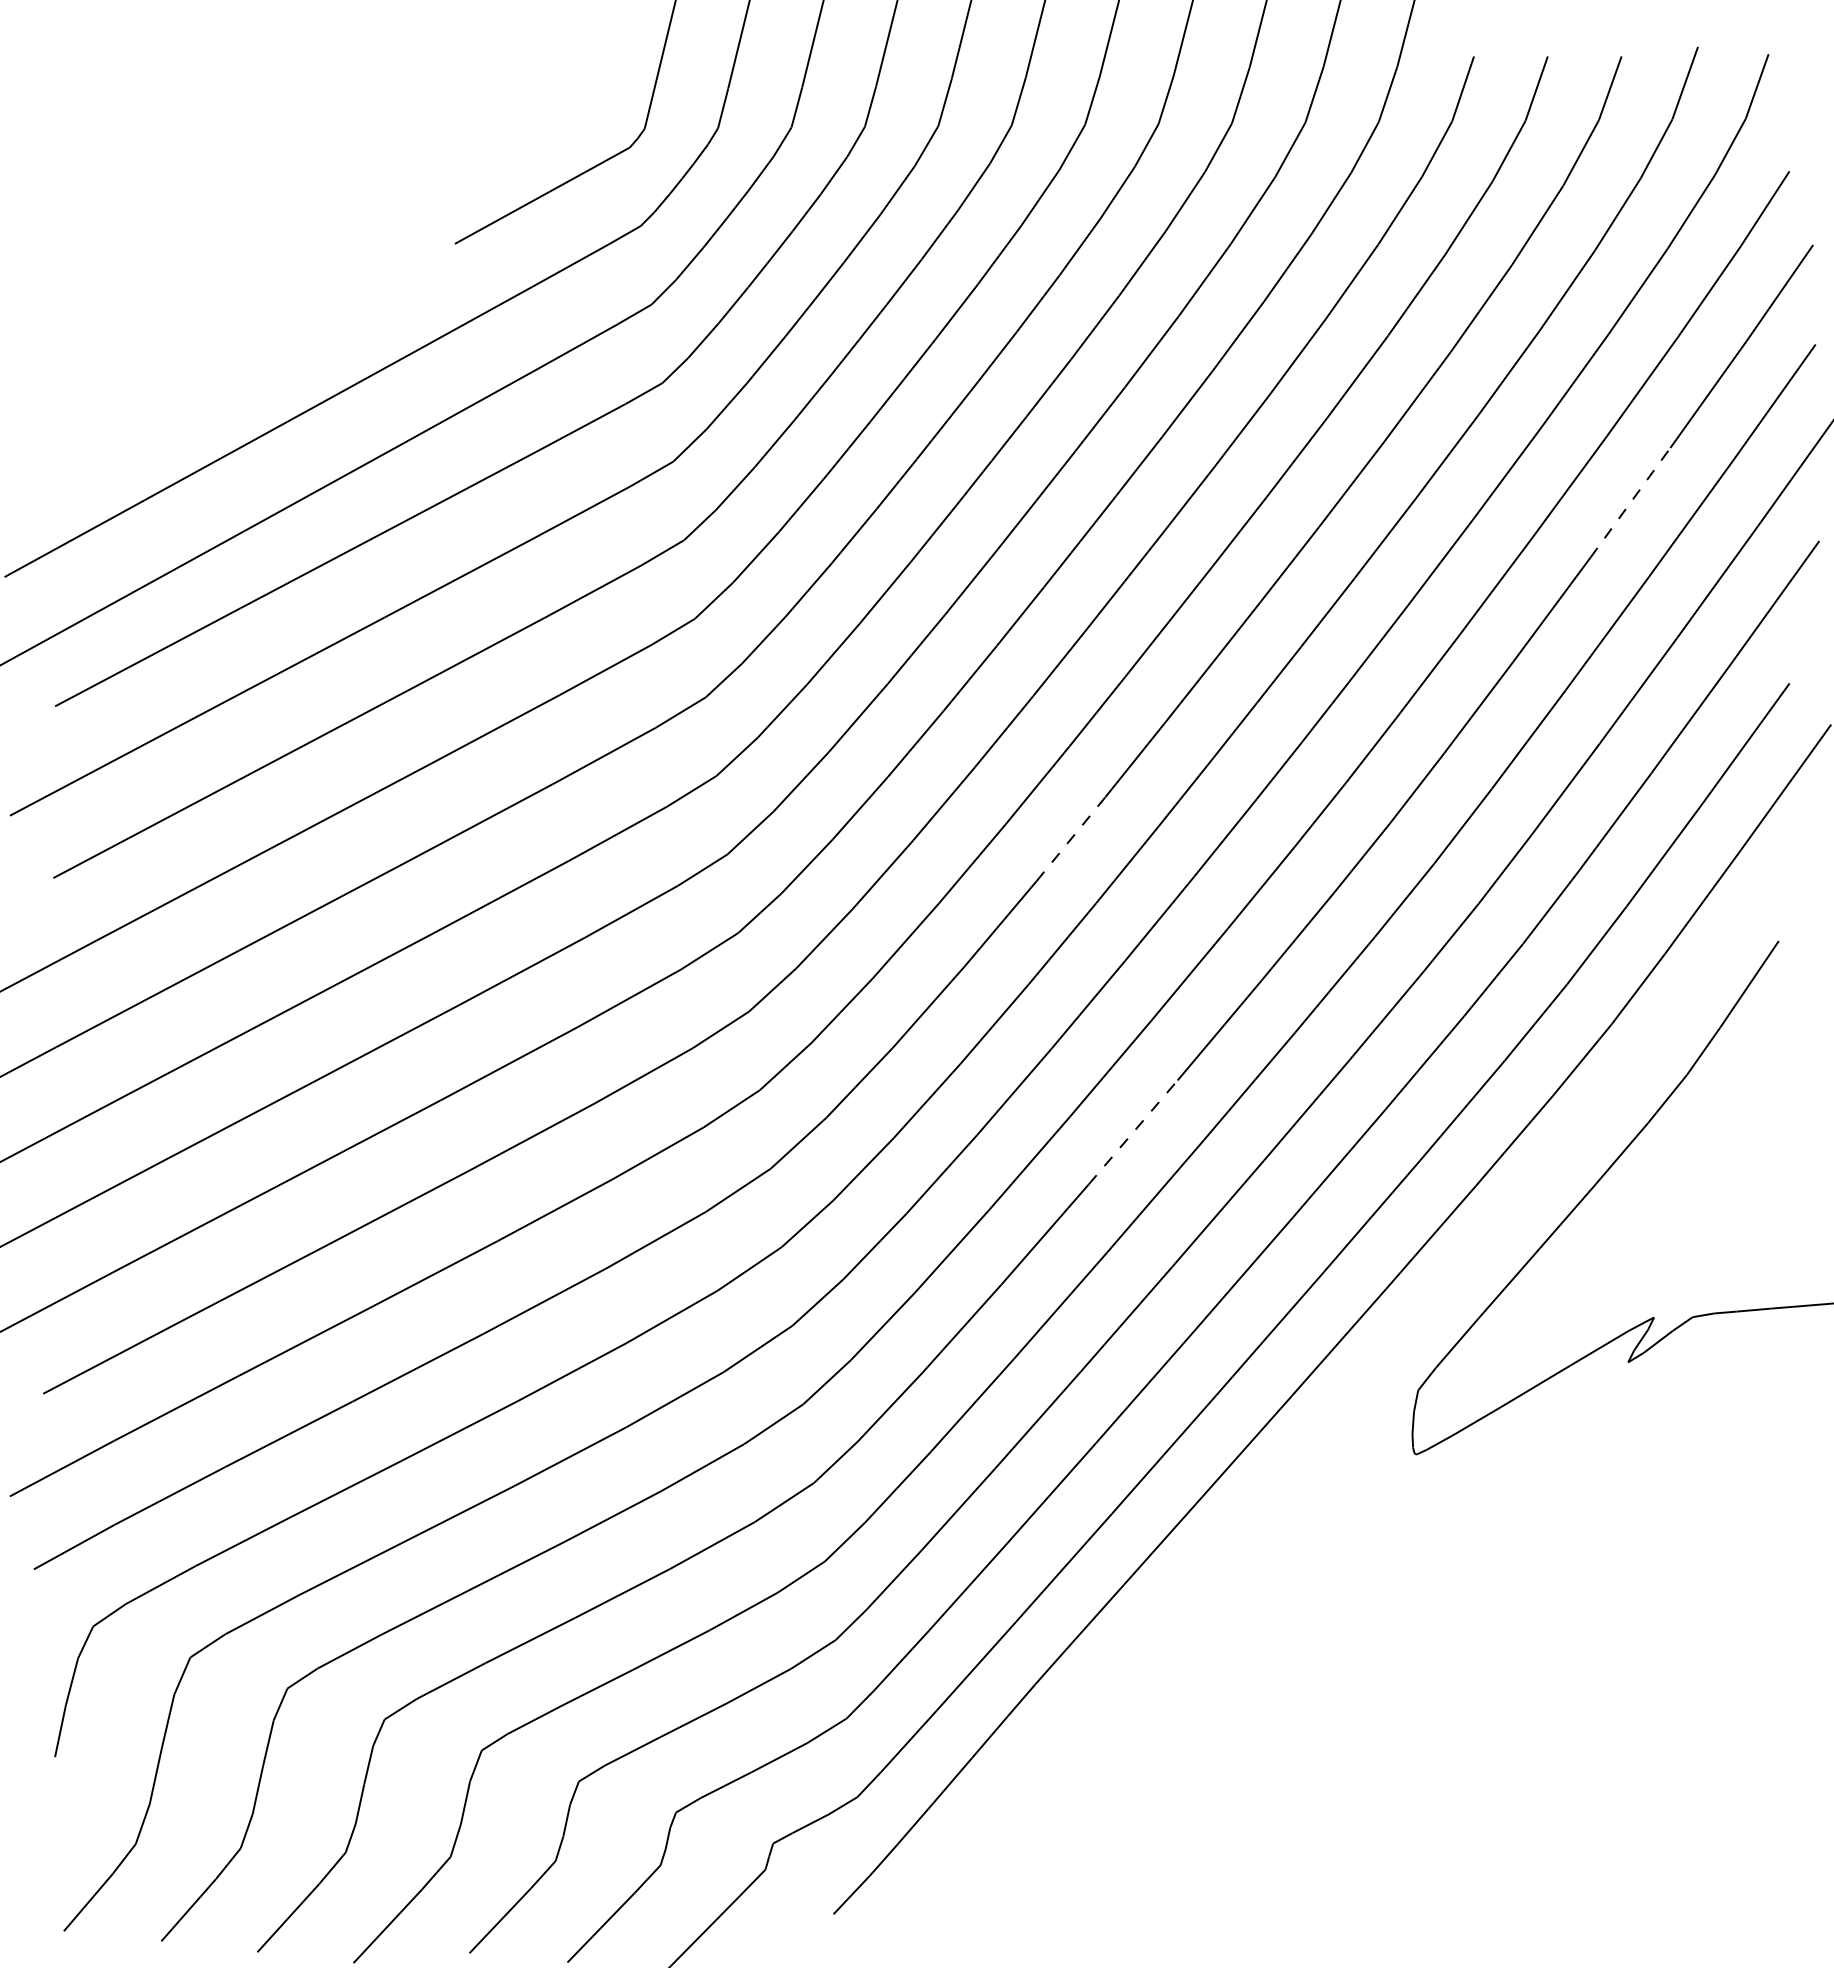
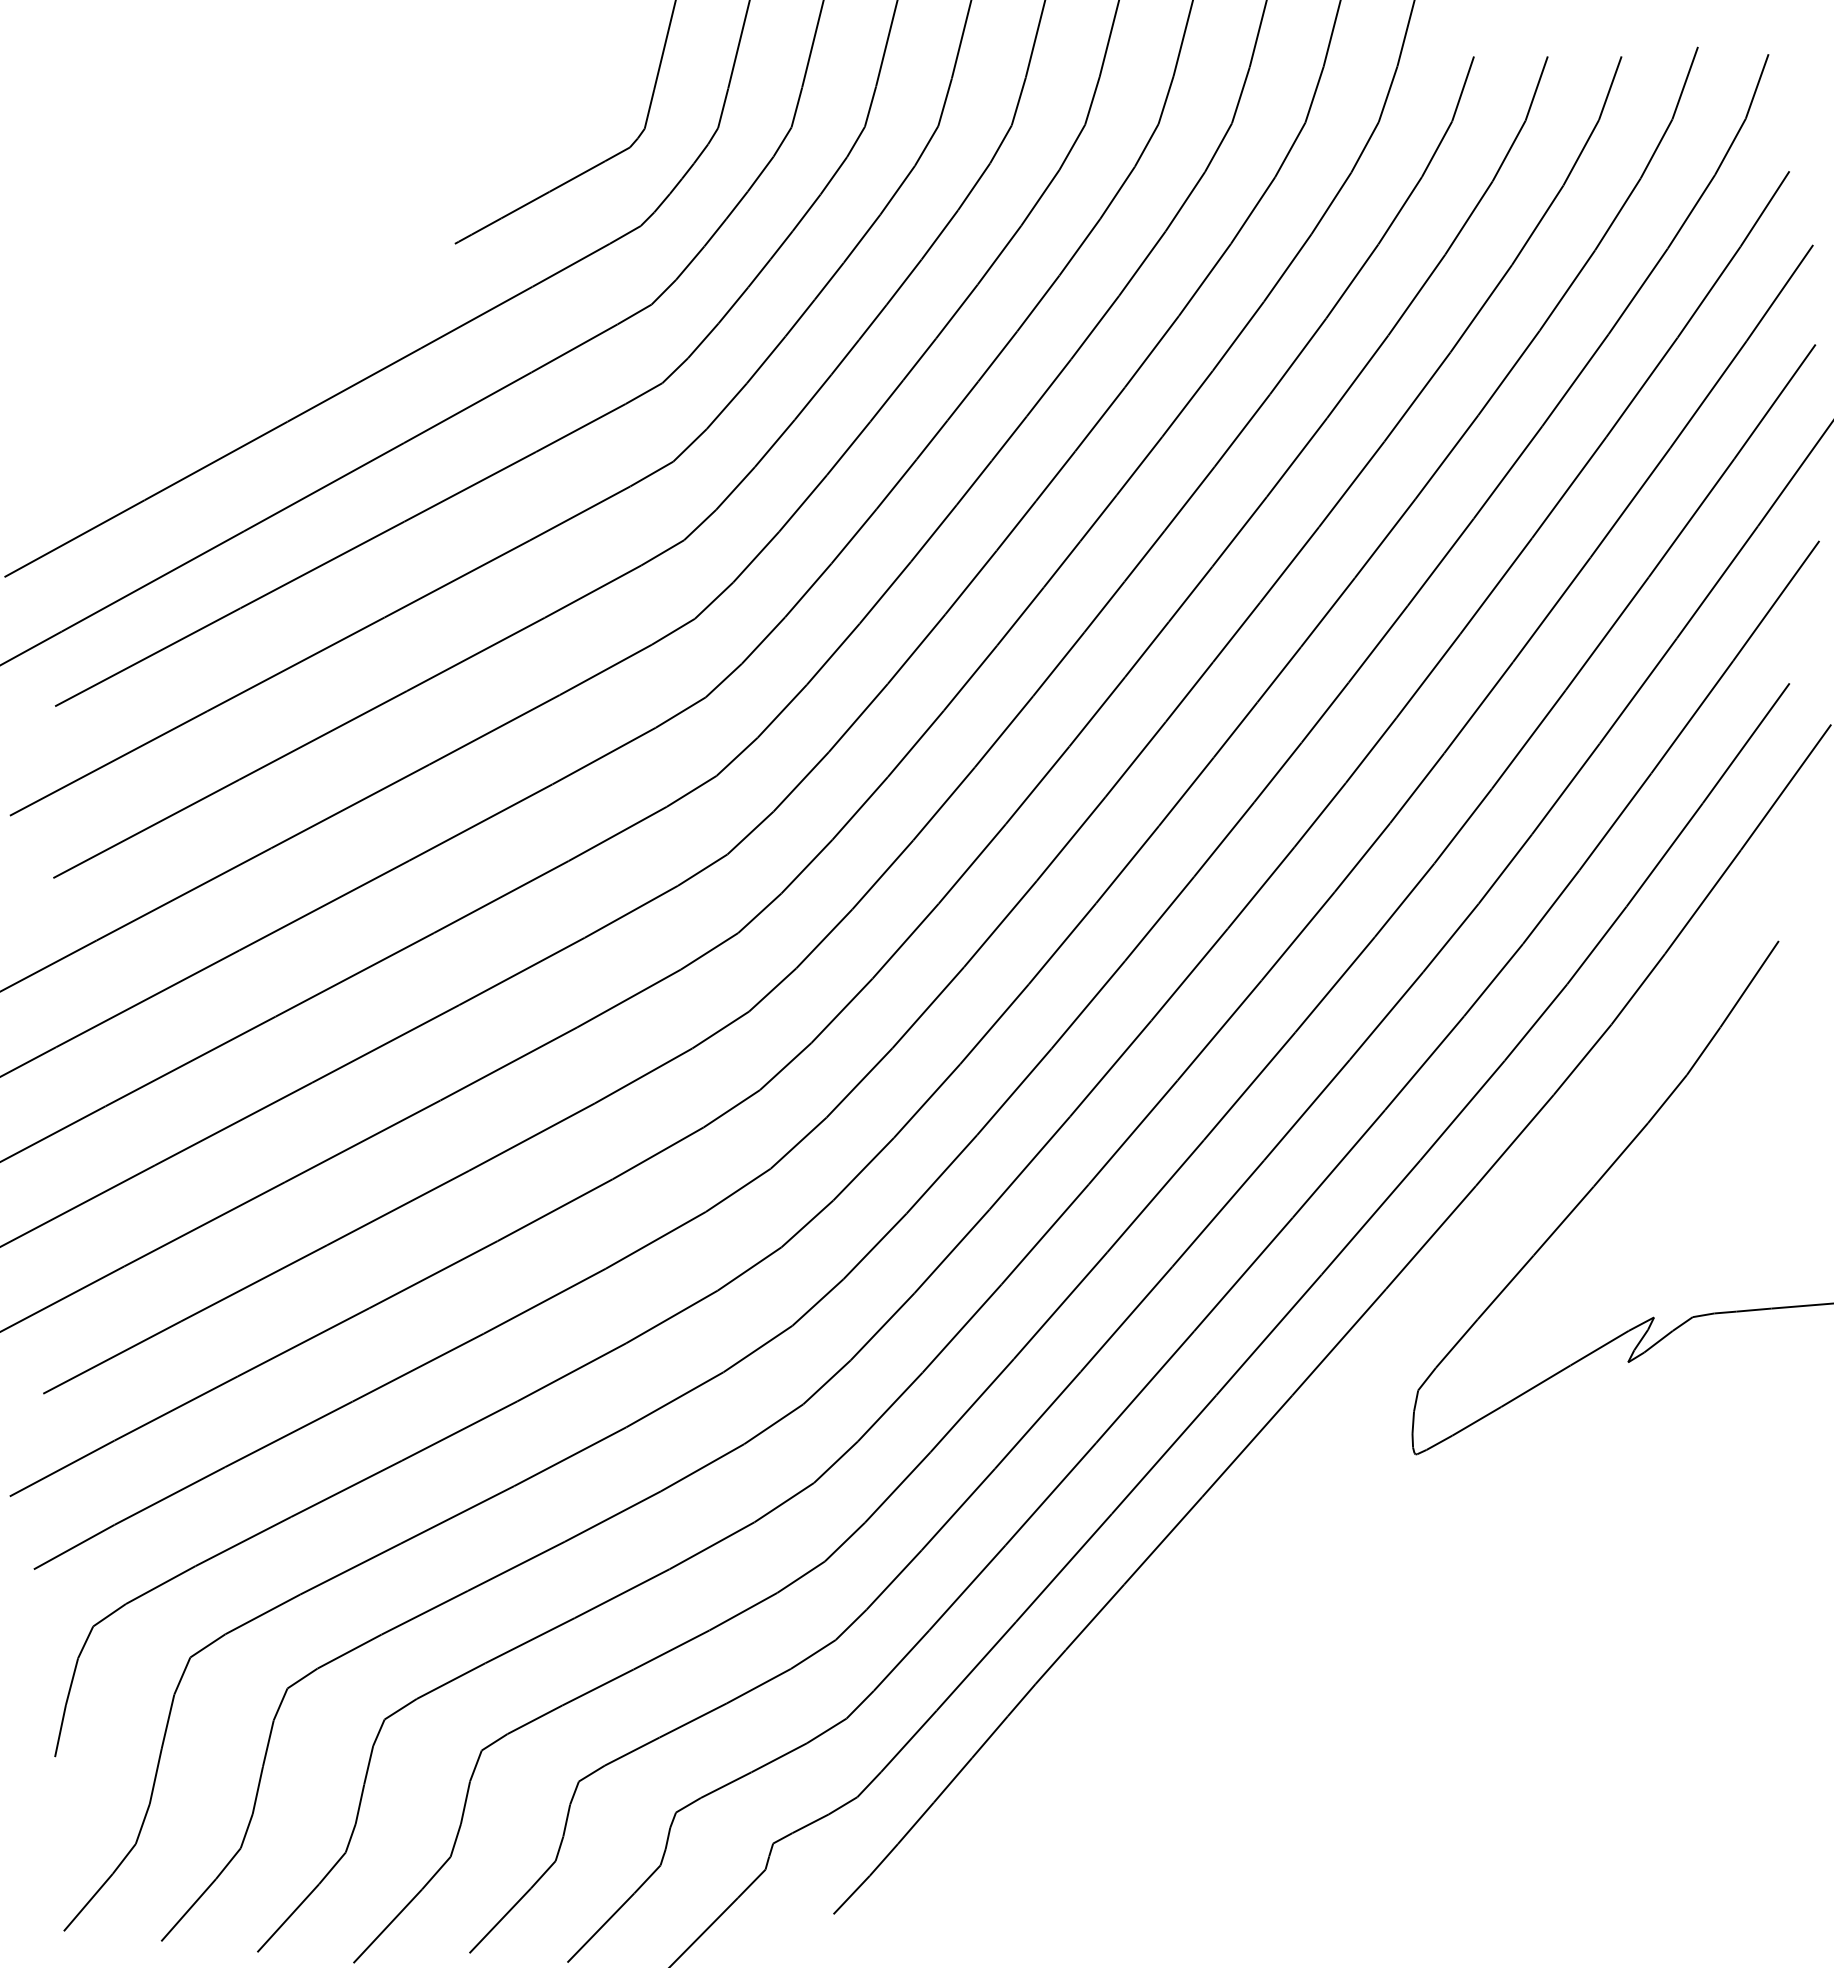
line: dashed -> solid (1630, 502)
line: dashed -> solid (1071, 838)
line: dashed -> solid (1133, 1132)
